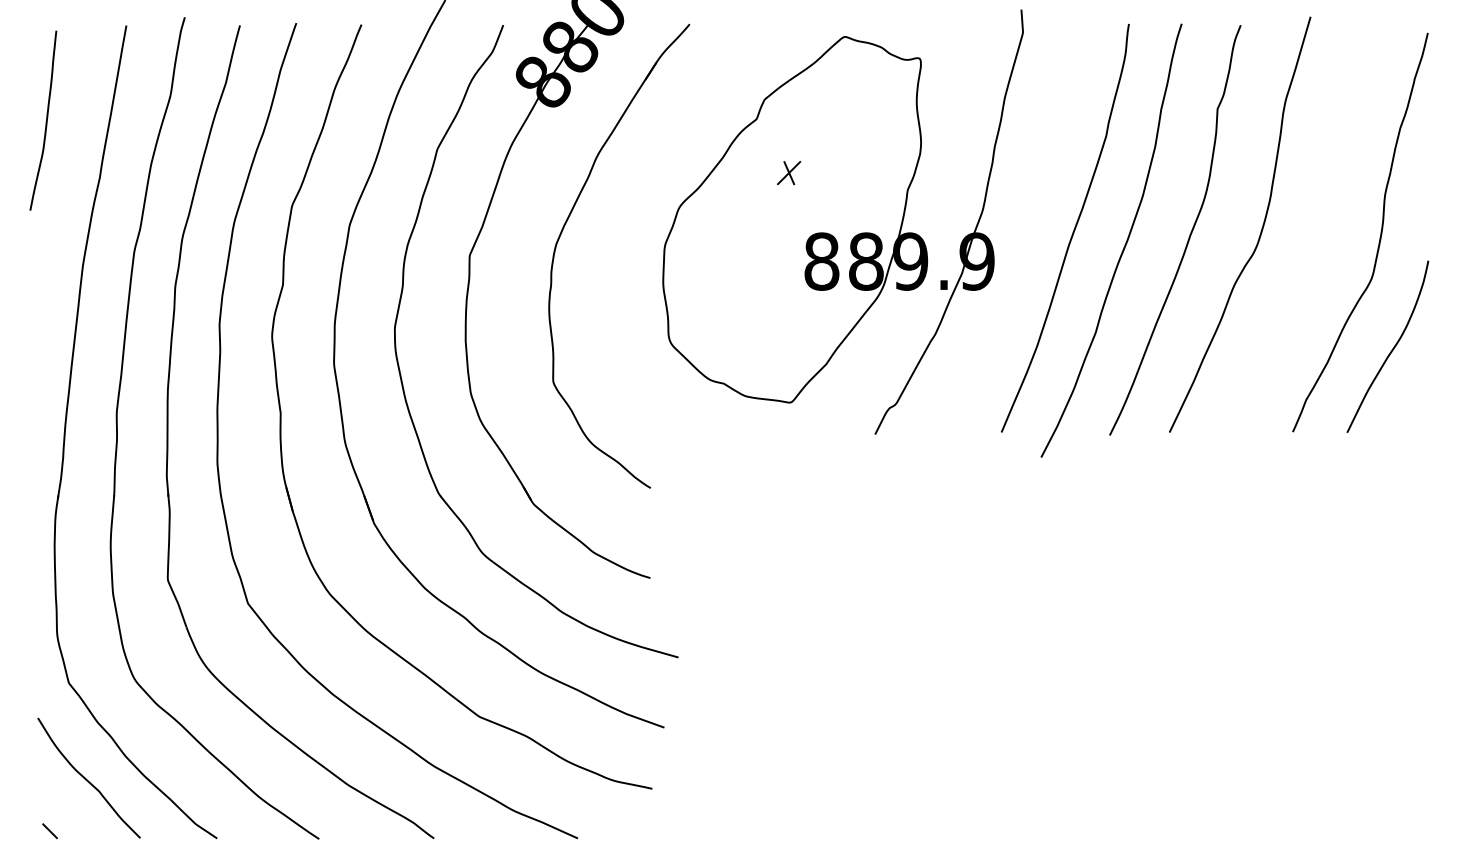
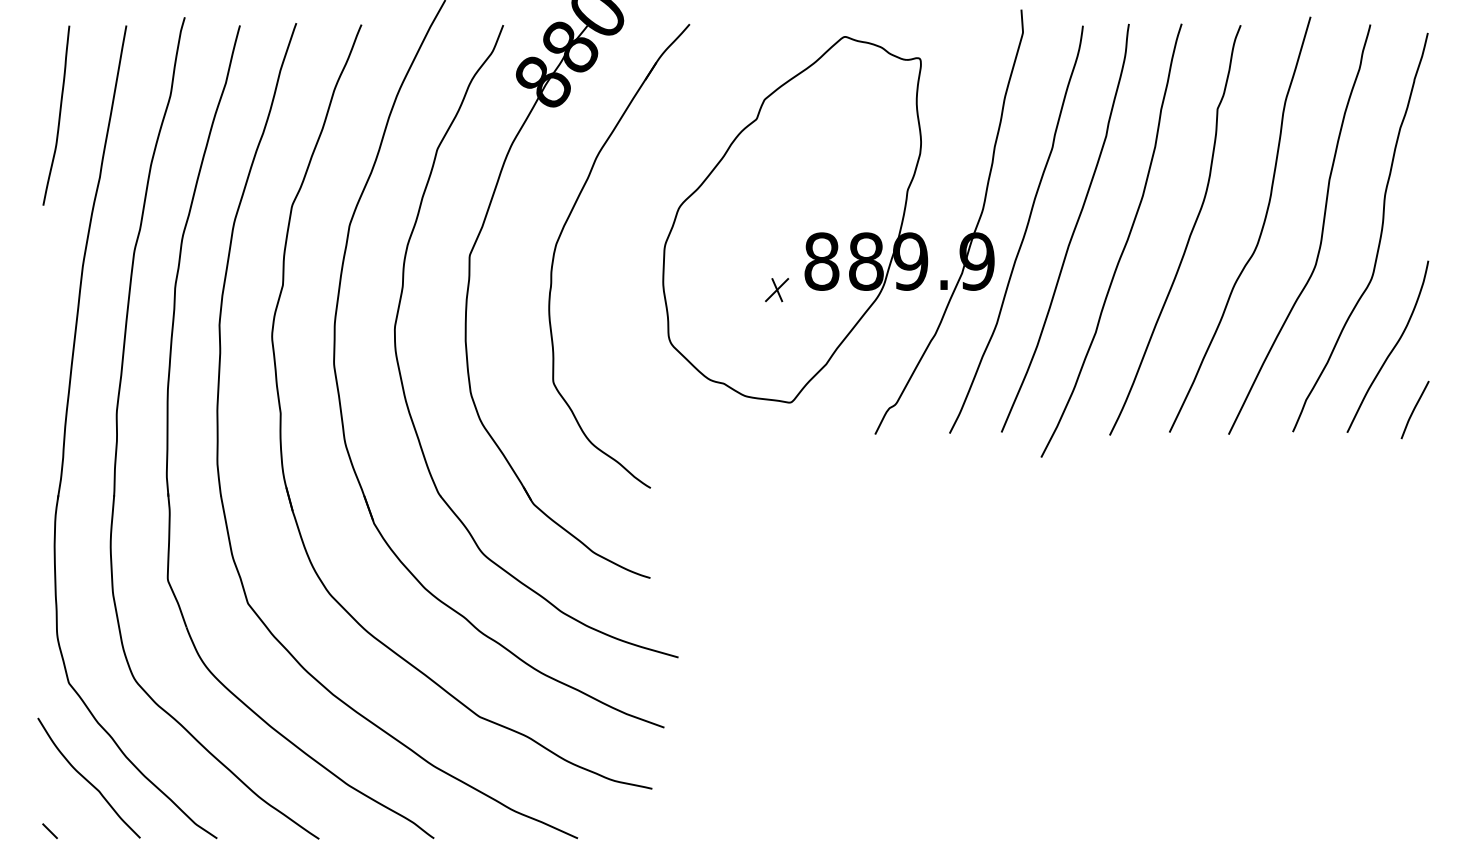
curve position: (45, 121) -> (58, 116) (58, 116)
part position: (789, 173) -> (777, 290) (777, 290)
curve: none -> present (1321, 230)
curve: none -> present (1024, 231)
curve: none -> present (1414, 409)
